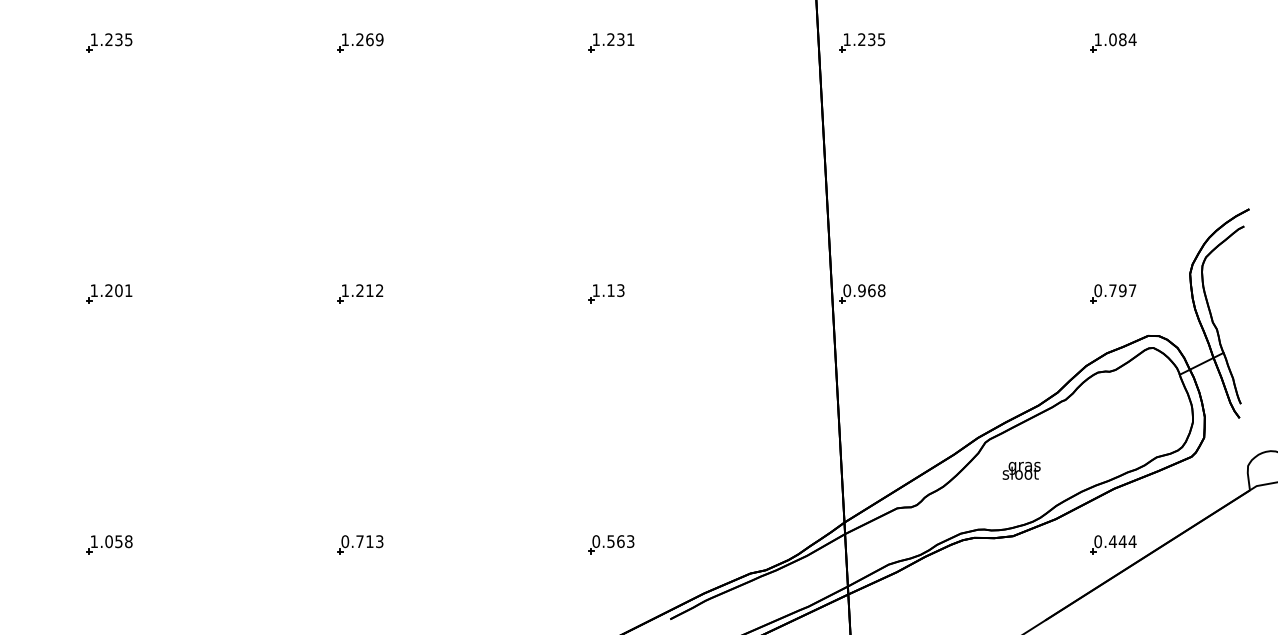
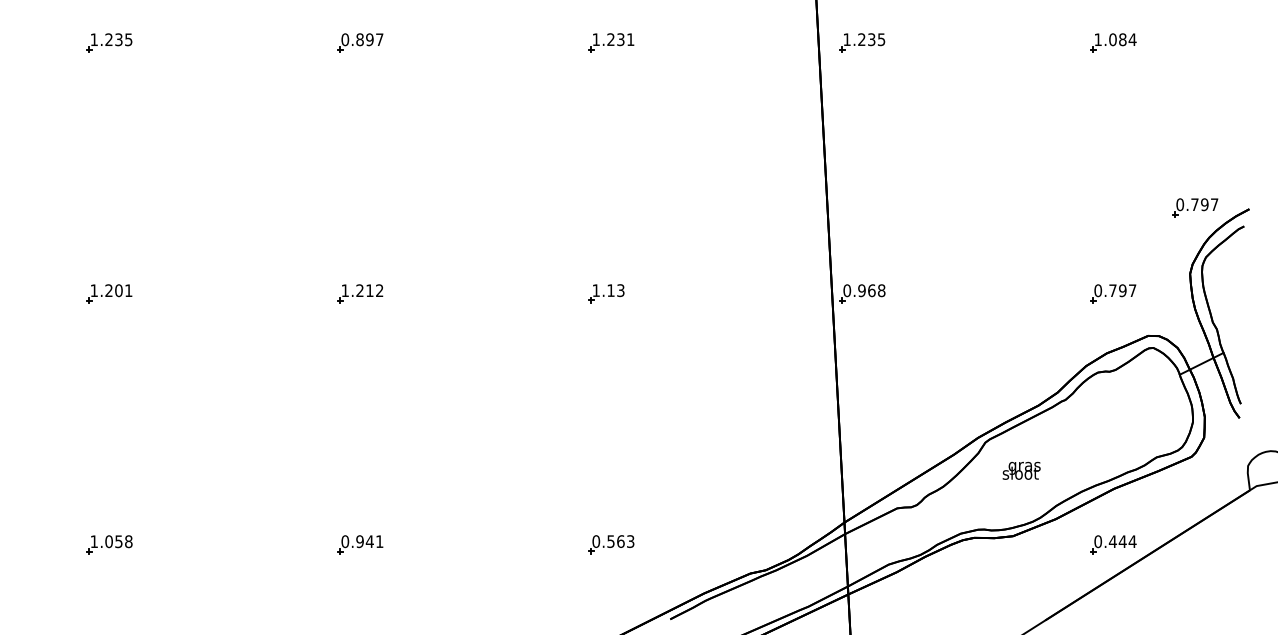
text: 1.269 -> 0.897 (362, 39)
part: none -> present (1195, 207)
text: 0.713 -> 0.941 (369, 541)
